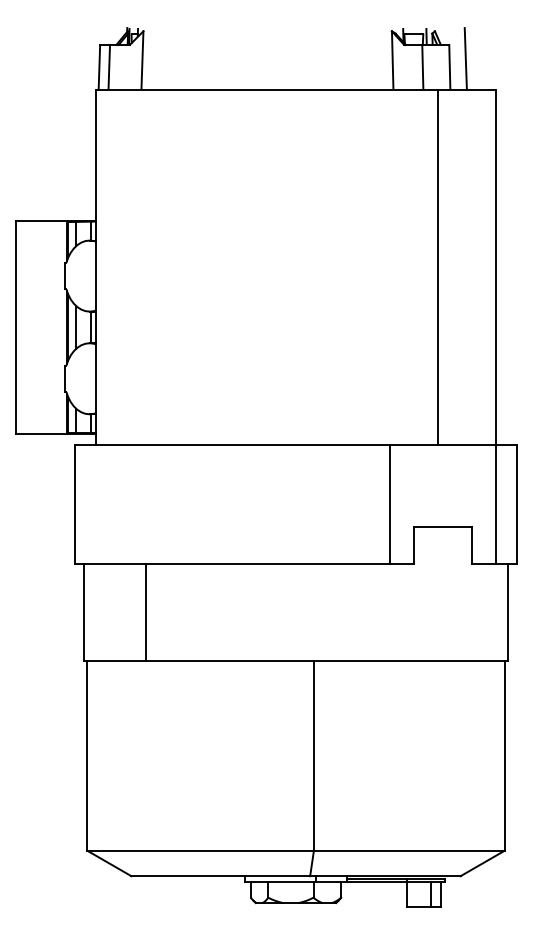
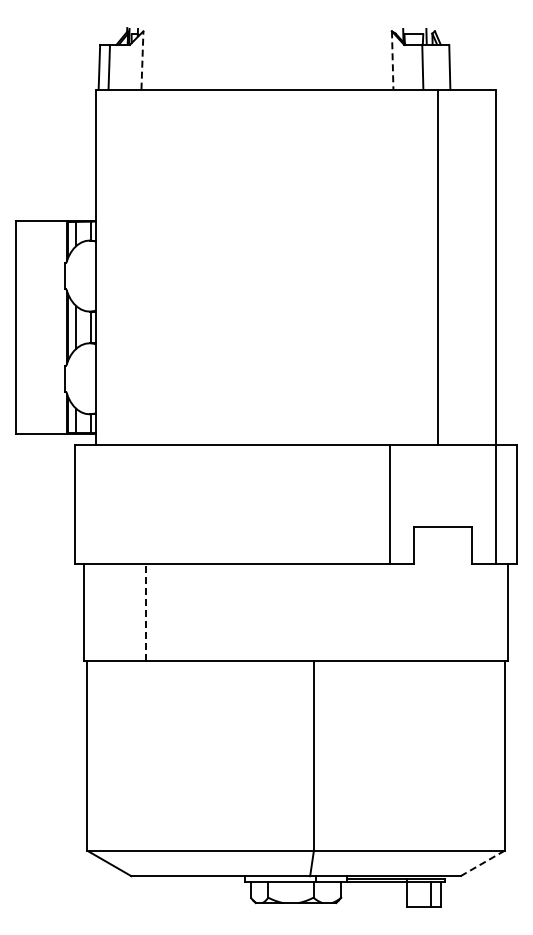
line: present -> none (465, 58)
line: solid -> dashed (142, 59)
line: solid -> dashed (392, 60)
line: solid -> dashed (146, 612)
line: solid -> dashed (483, 863)
